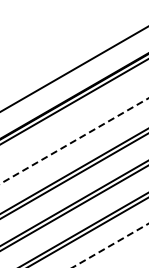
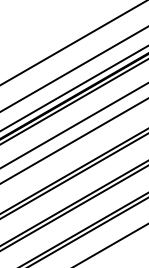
line: none -> present (73, 43)
line: none -> present (73, 88)
line: none -> present (73, 125)
line: dashed -> solid (75, 140)
line: dashed -> solid (110, 245)
